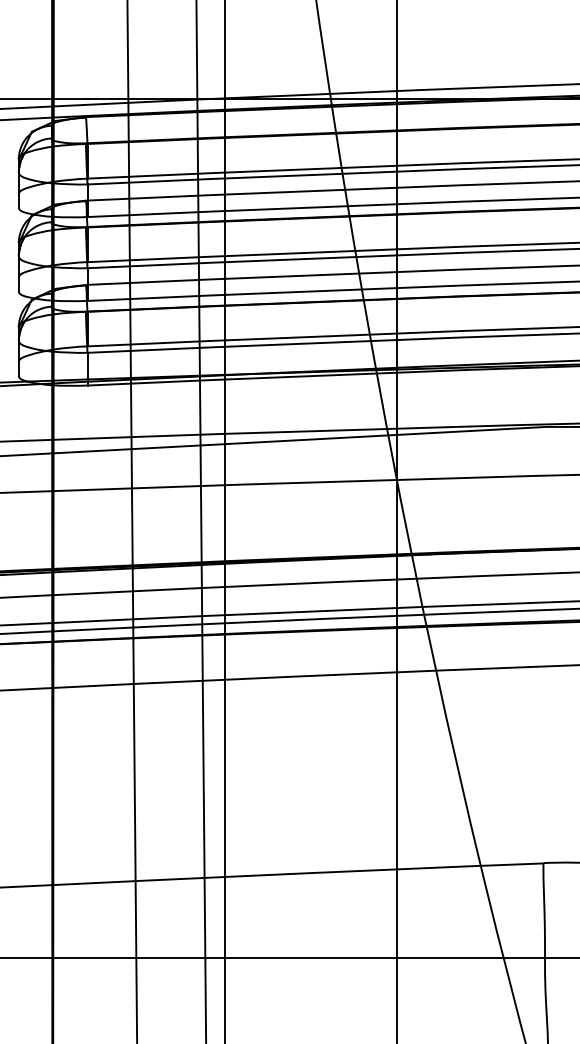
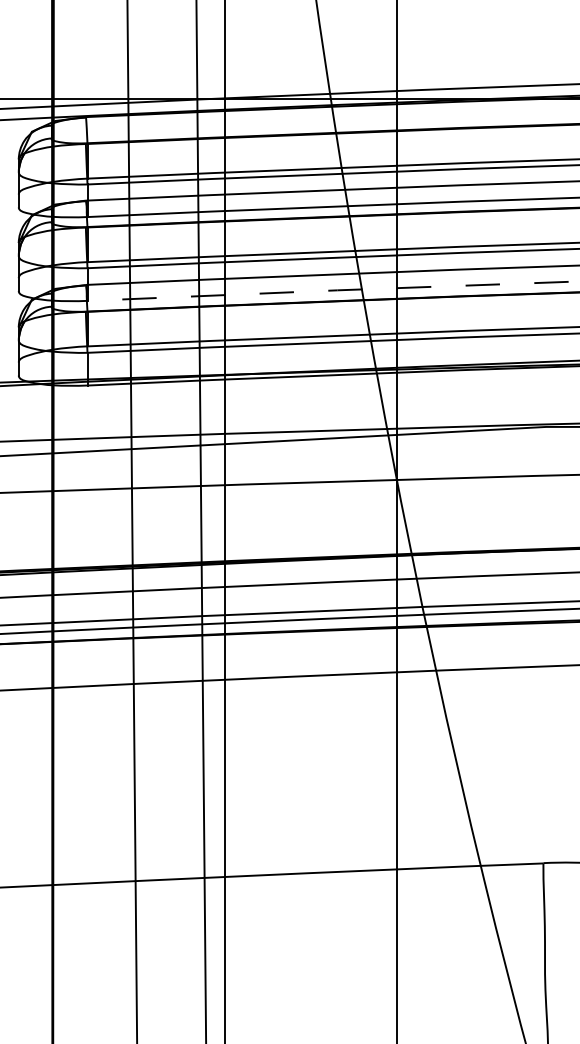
arc: solid -> dashed (334, 290)
line: present -> none (289, 958)
